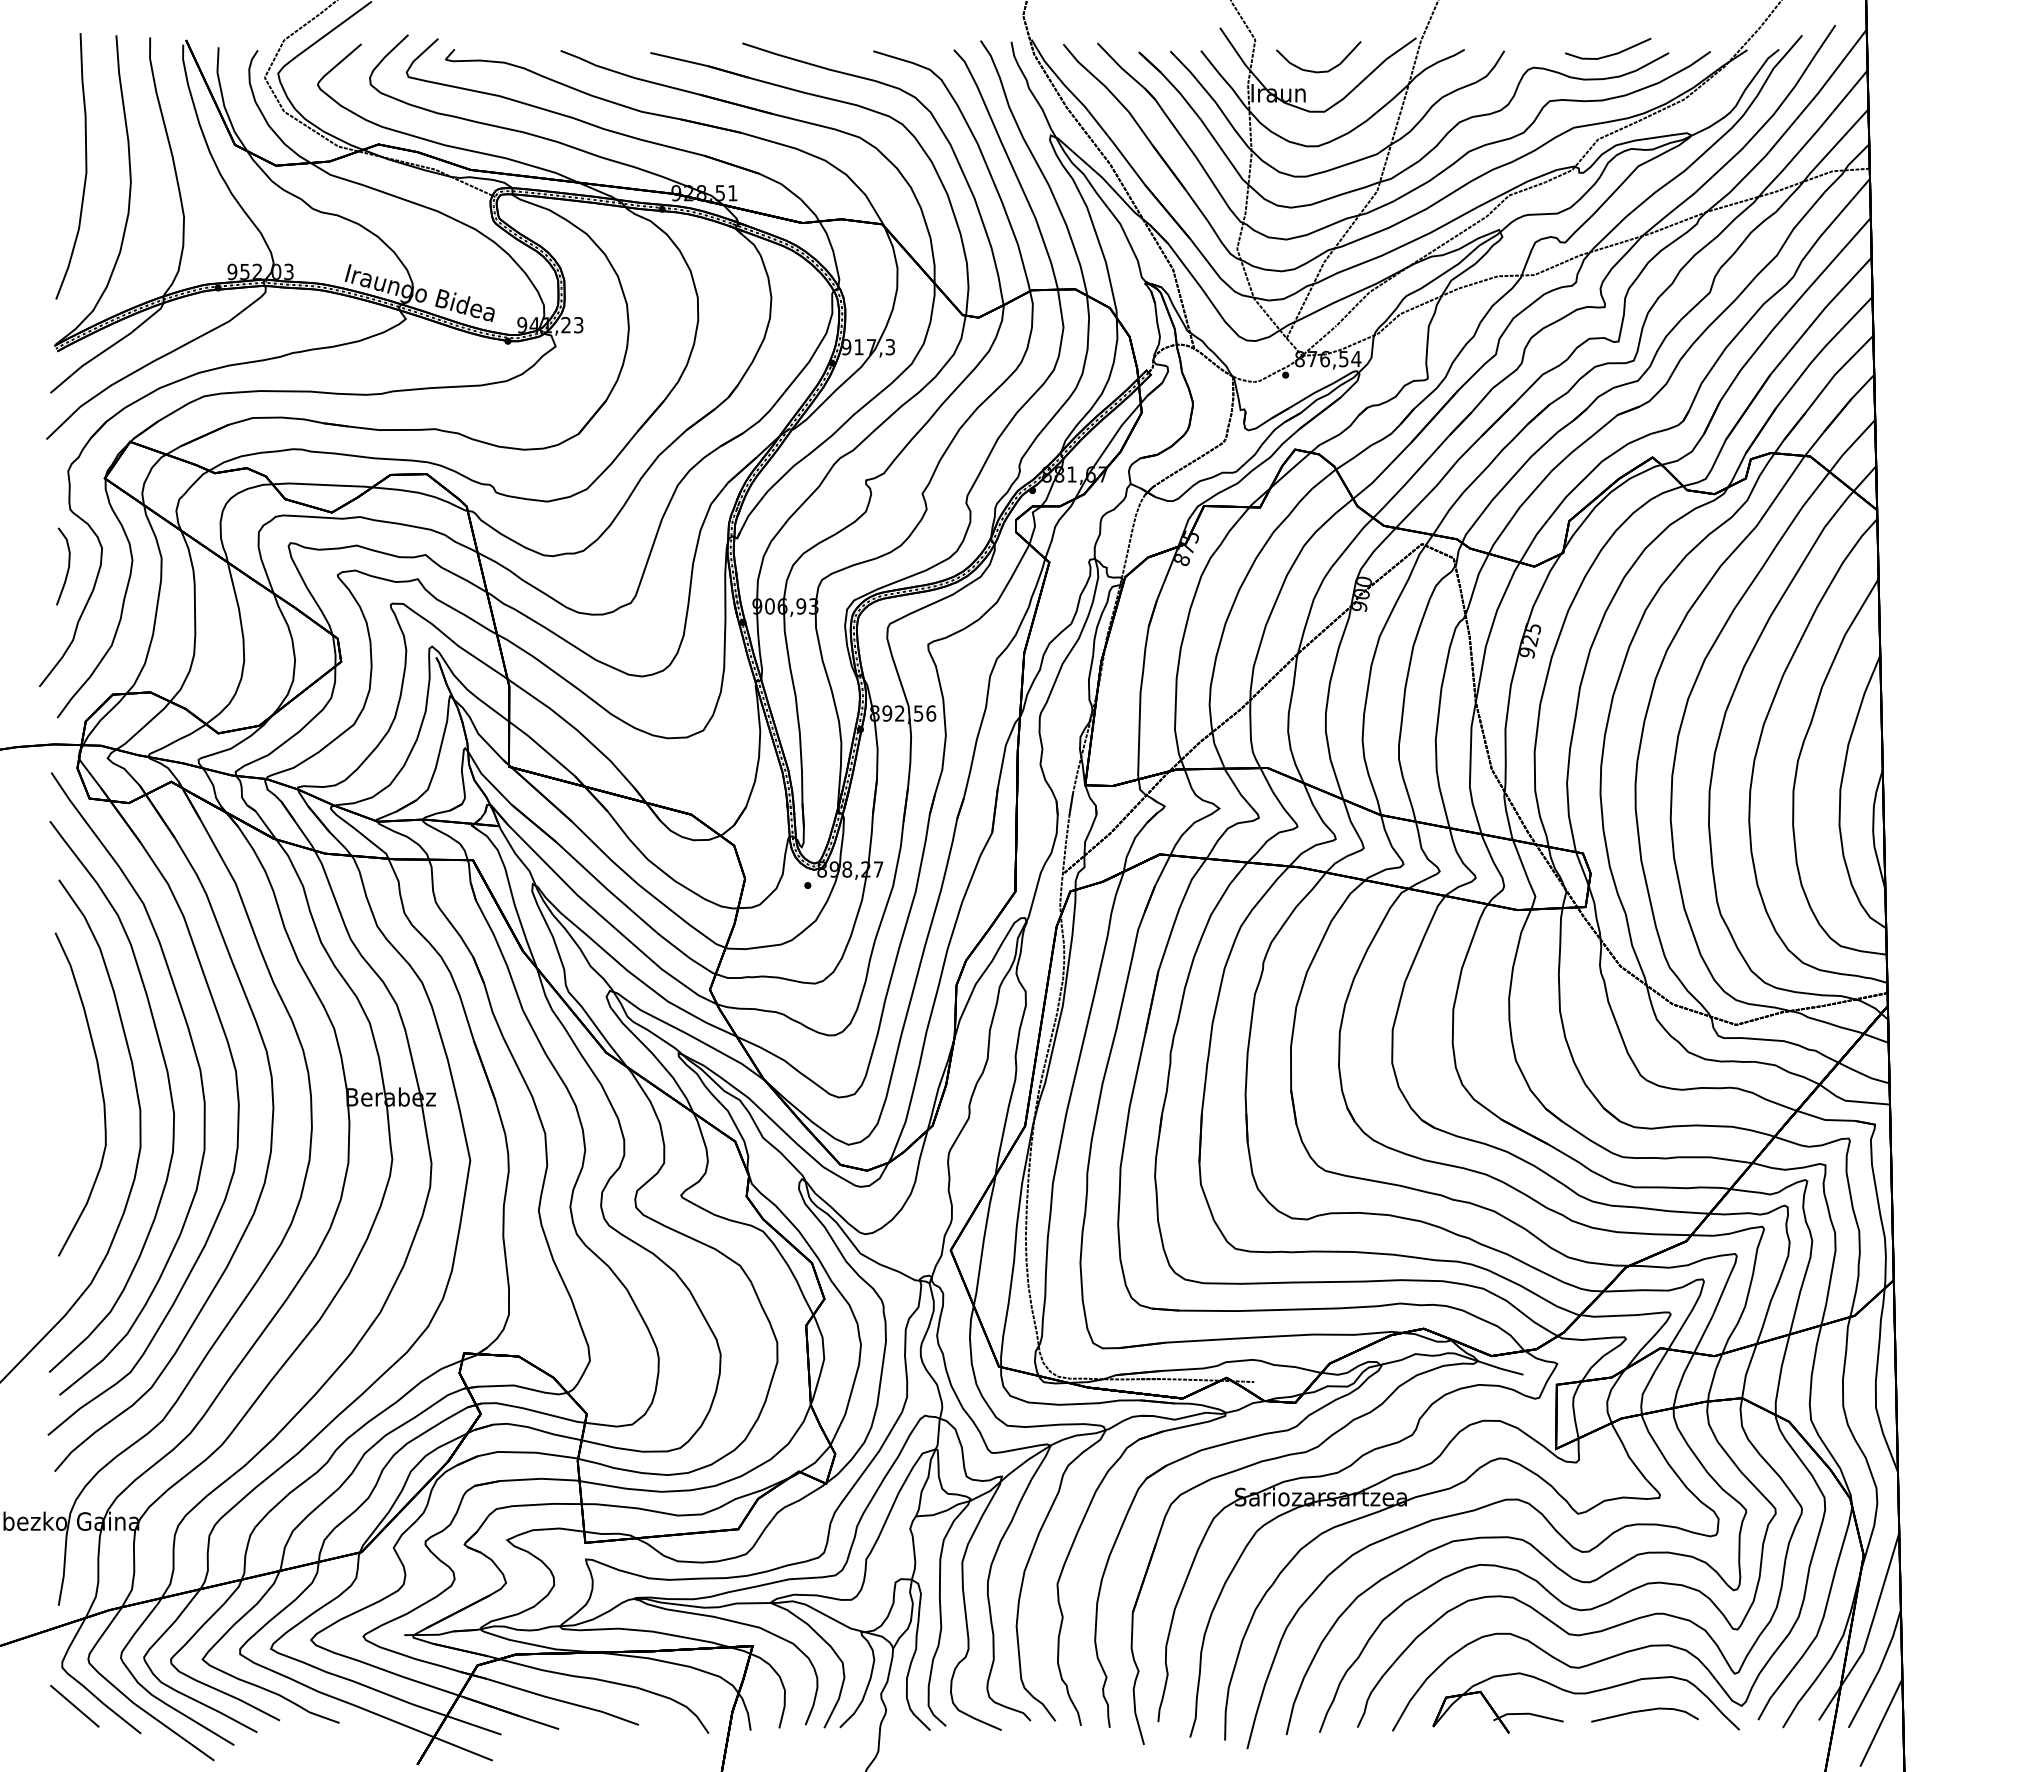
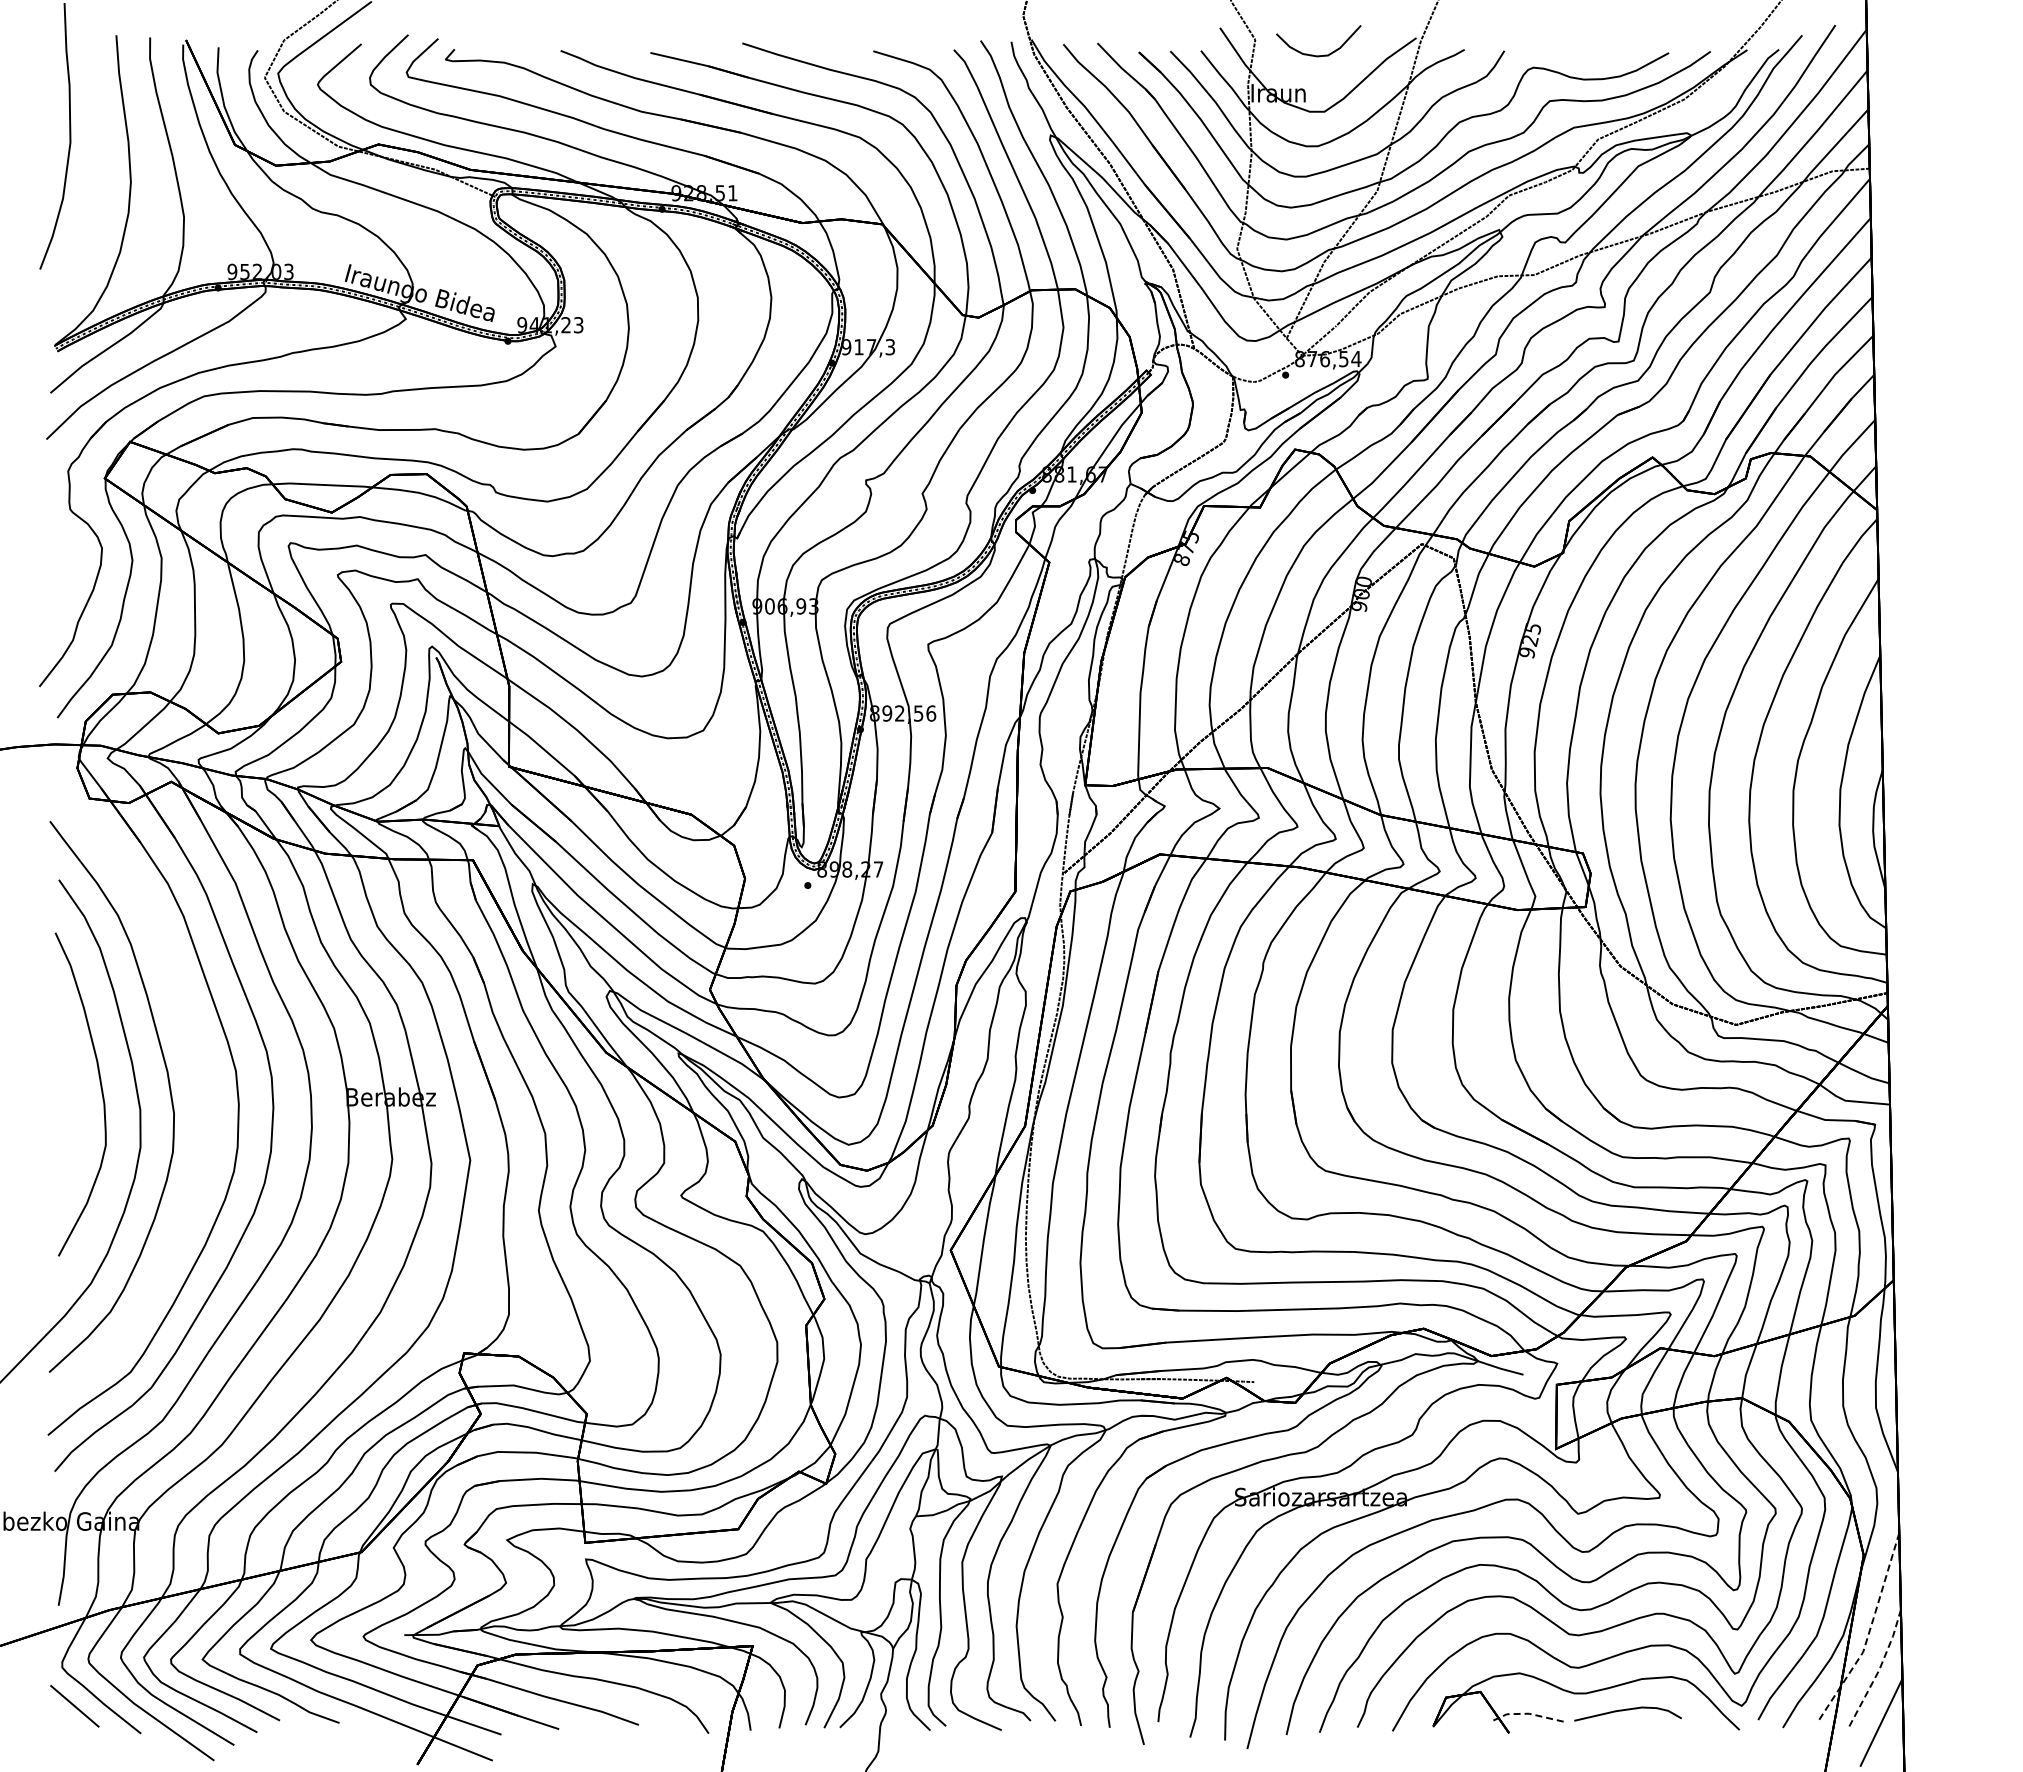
line: present -> none (1609, 54)
curve position: (1313, 70) -> (1313, 54) (1313, 54)
curve position: (85, 166) -> (69, 136) (69, 136)
curve: present -> none (67, 568)
curve: present -> none (197, 1064)
line: solid -> dashed (1869, 1631)
line: solid -> dashed (1879, 1670)
curve position: (1644, 1711) -> (1627, 1710) (1627, 1710)
line: solid -> dashed (1528, 1713)
